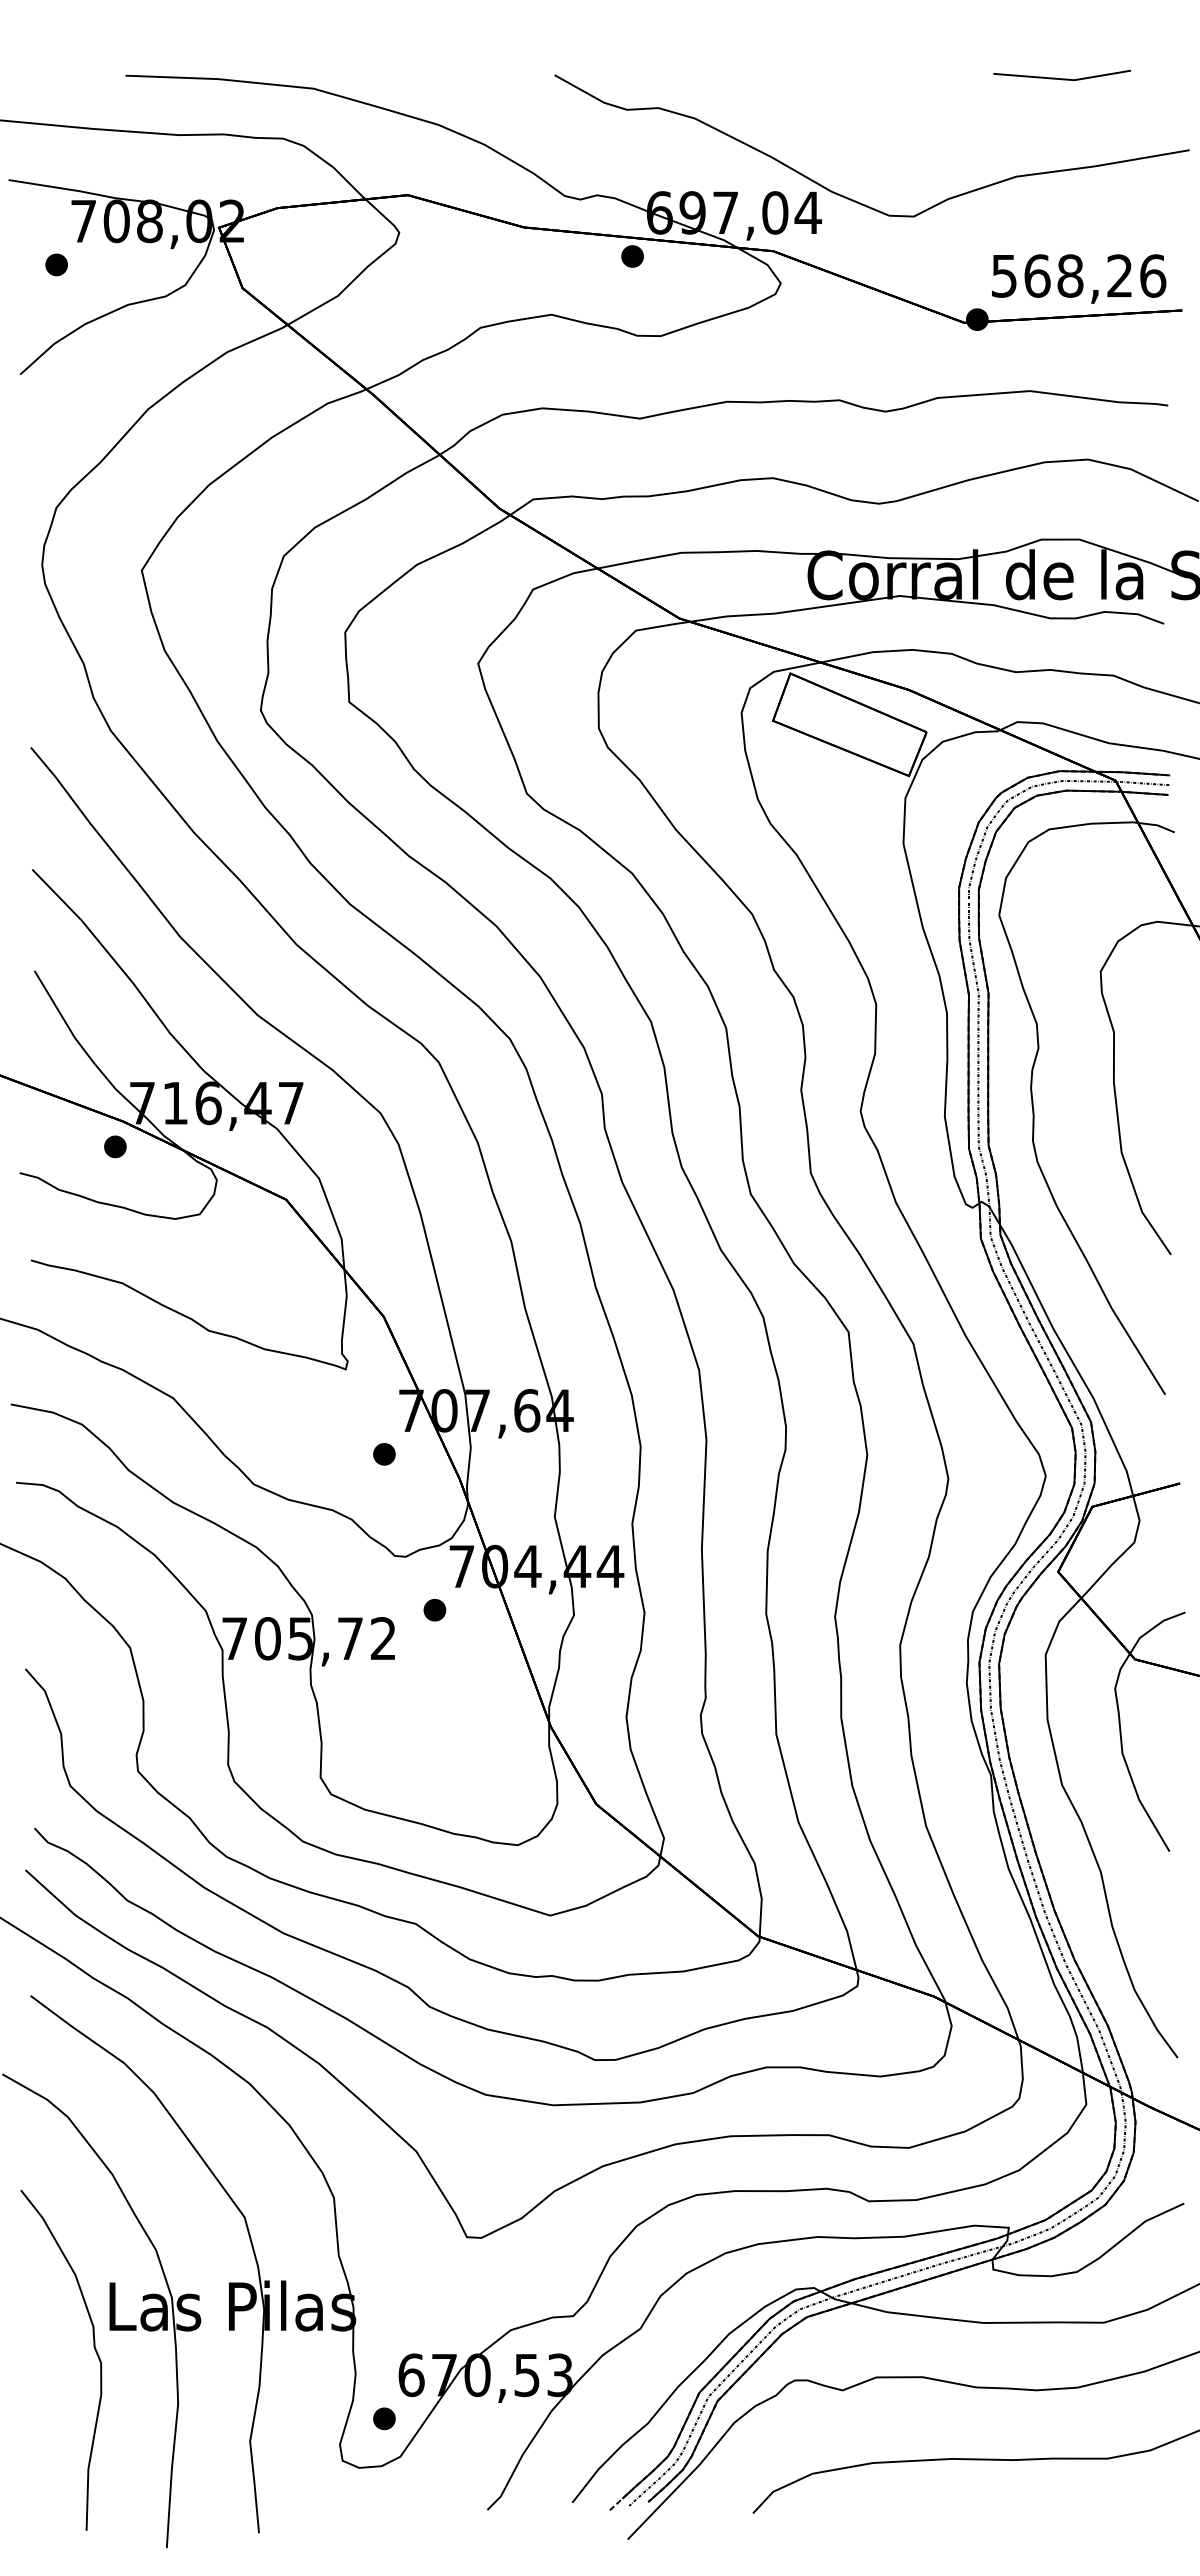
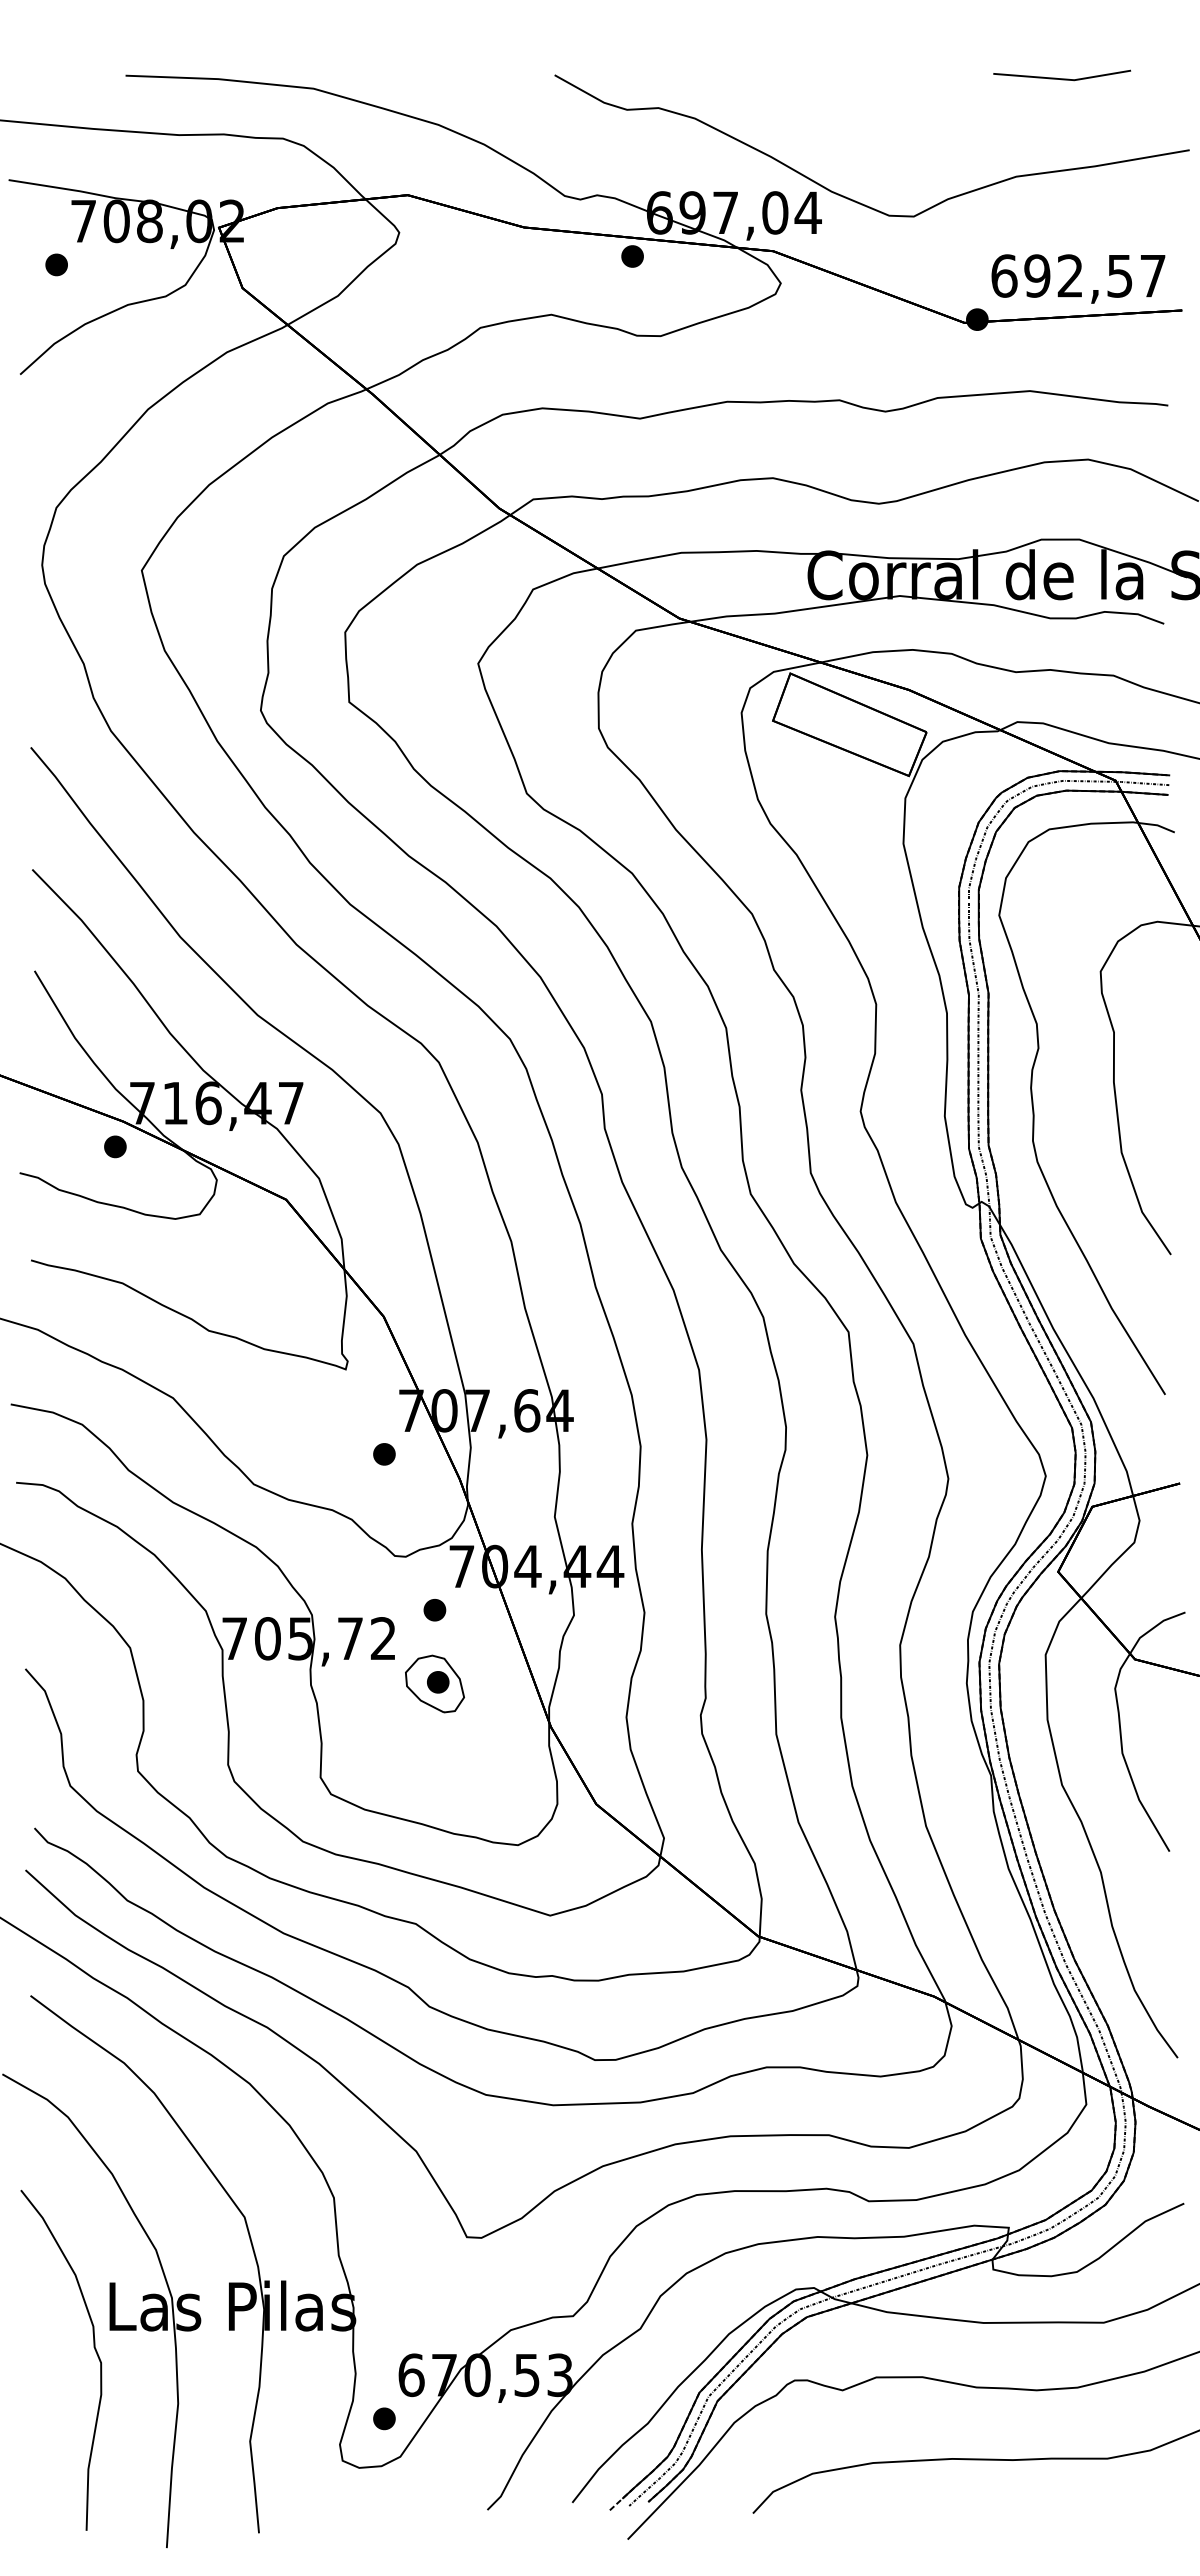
text: 568,26 -> 692,57 (1078, 275)
part: none -> present (434, 1683)
